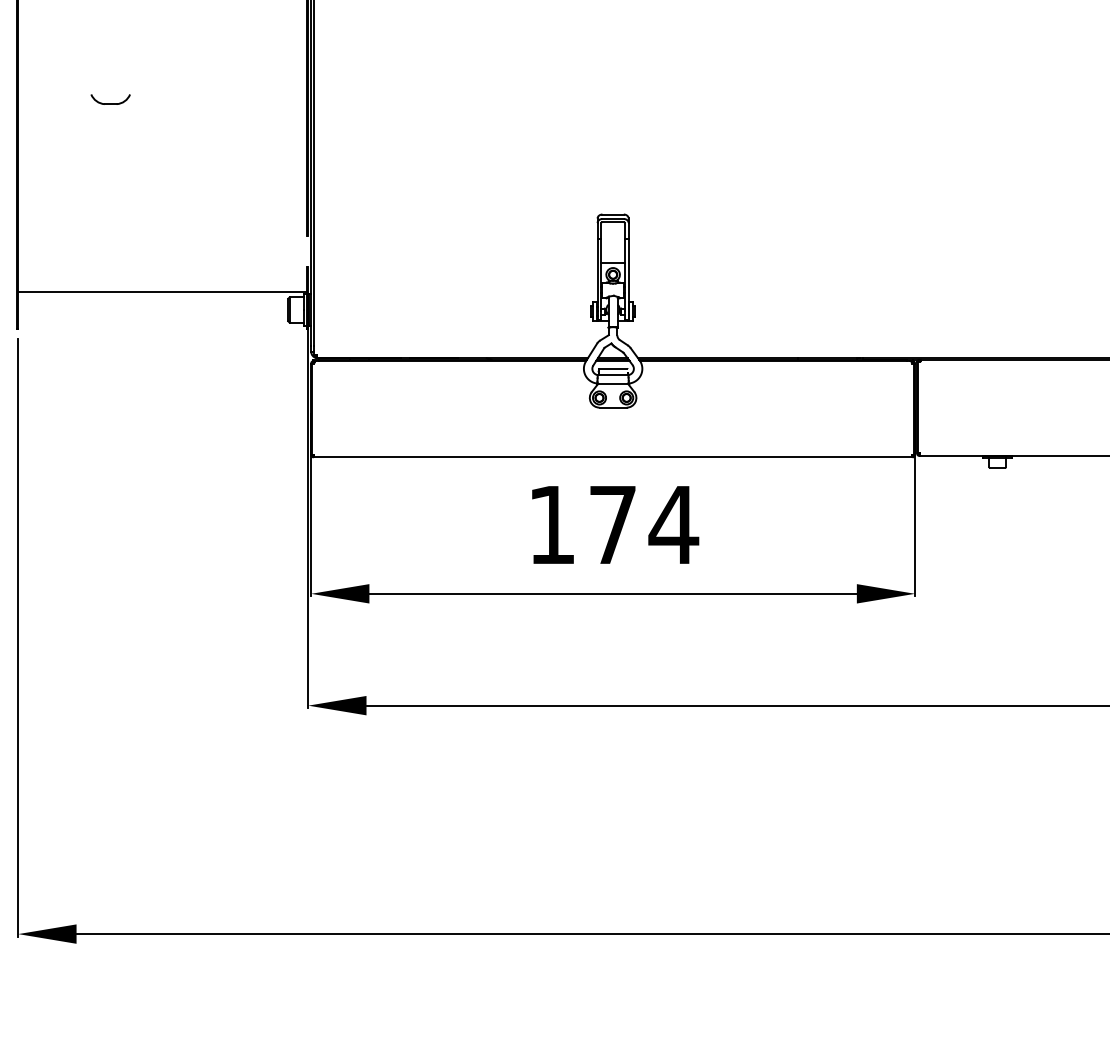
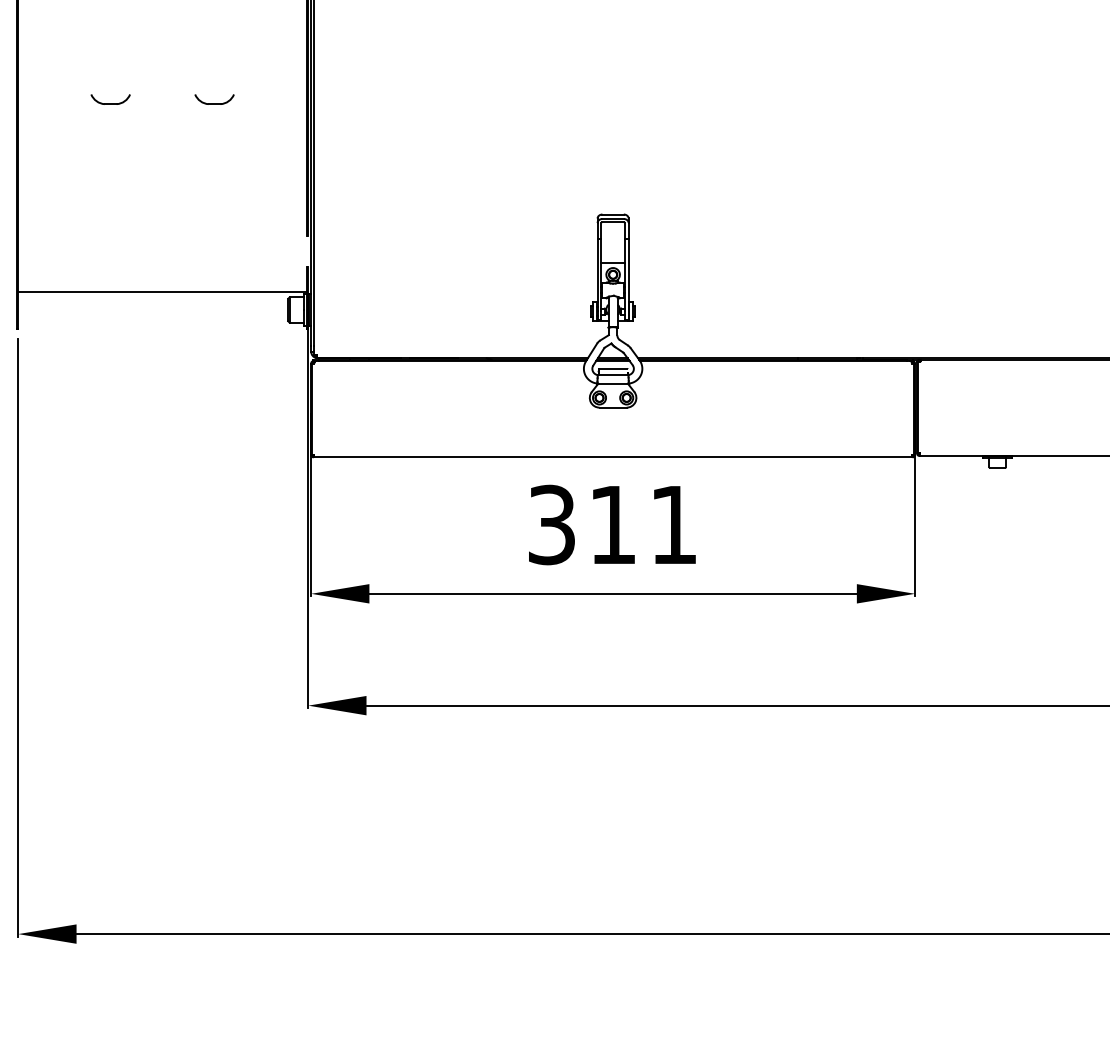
part: none -> present (214, 99)
text: 174 -> 311 (614, 524)
